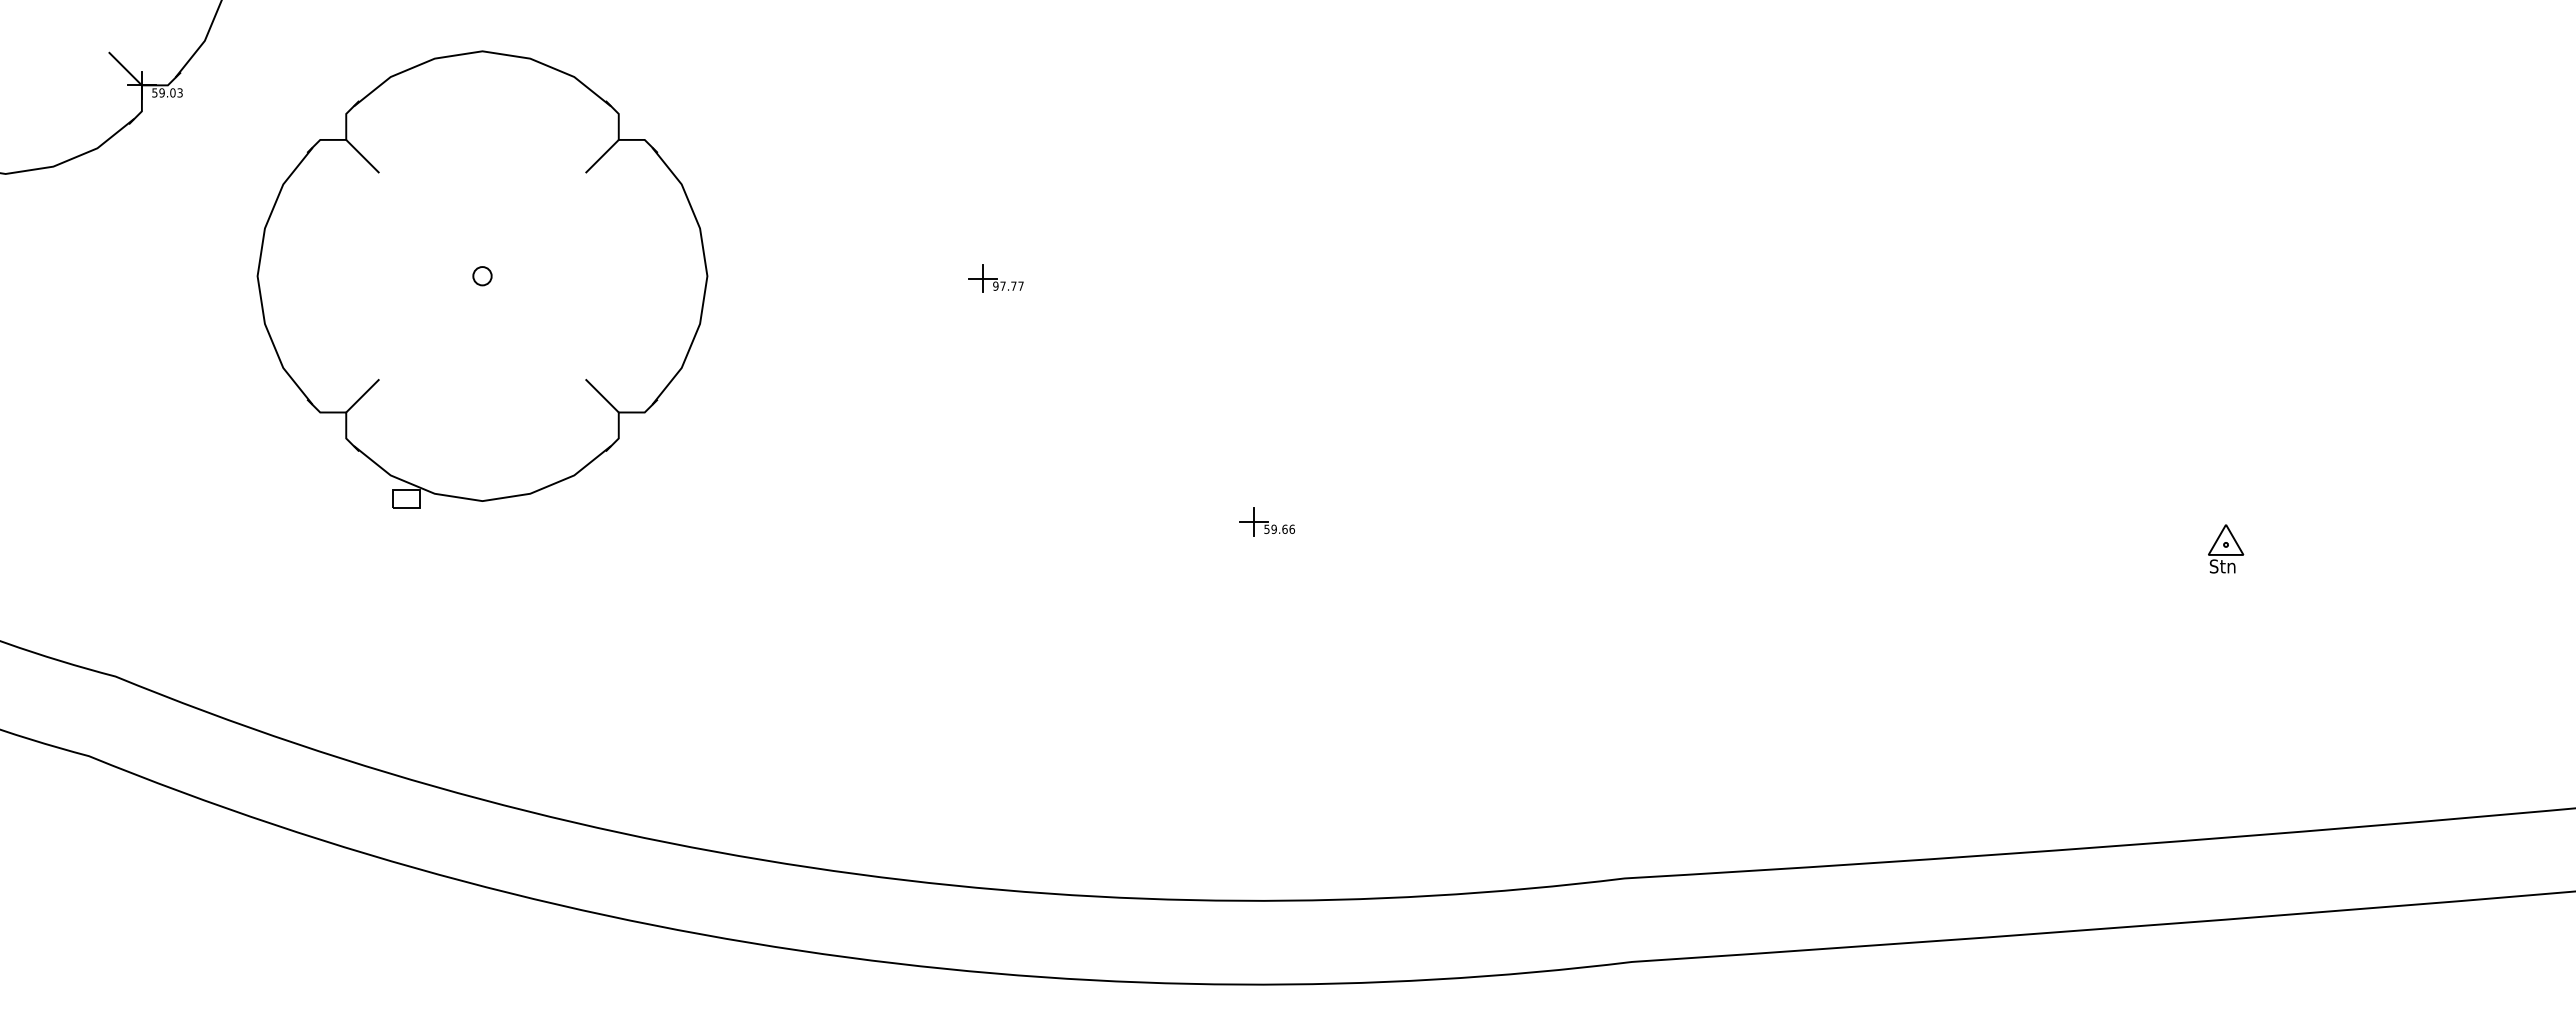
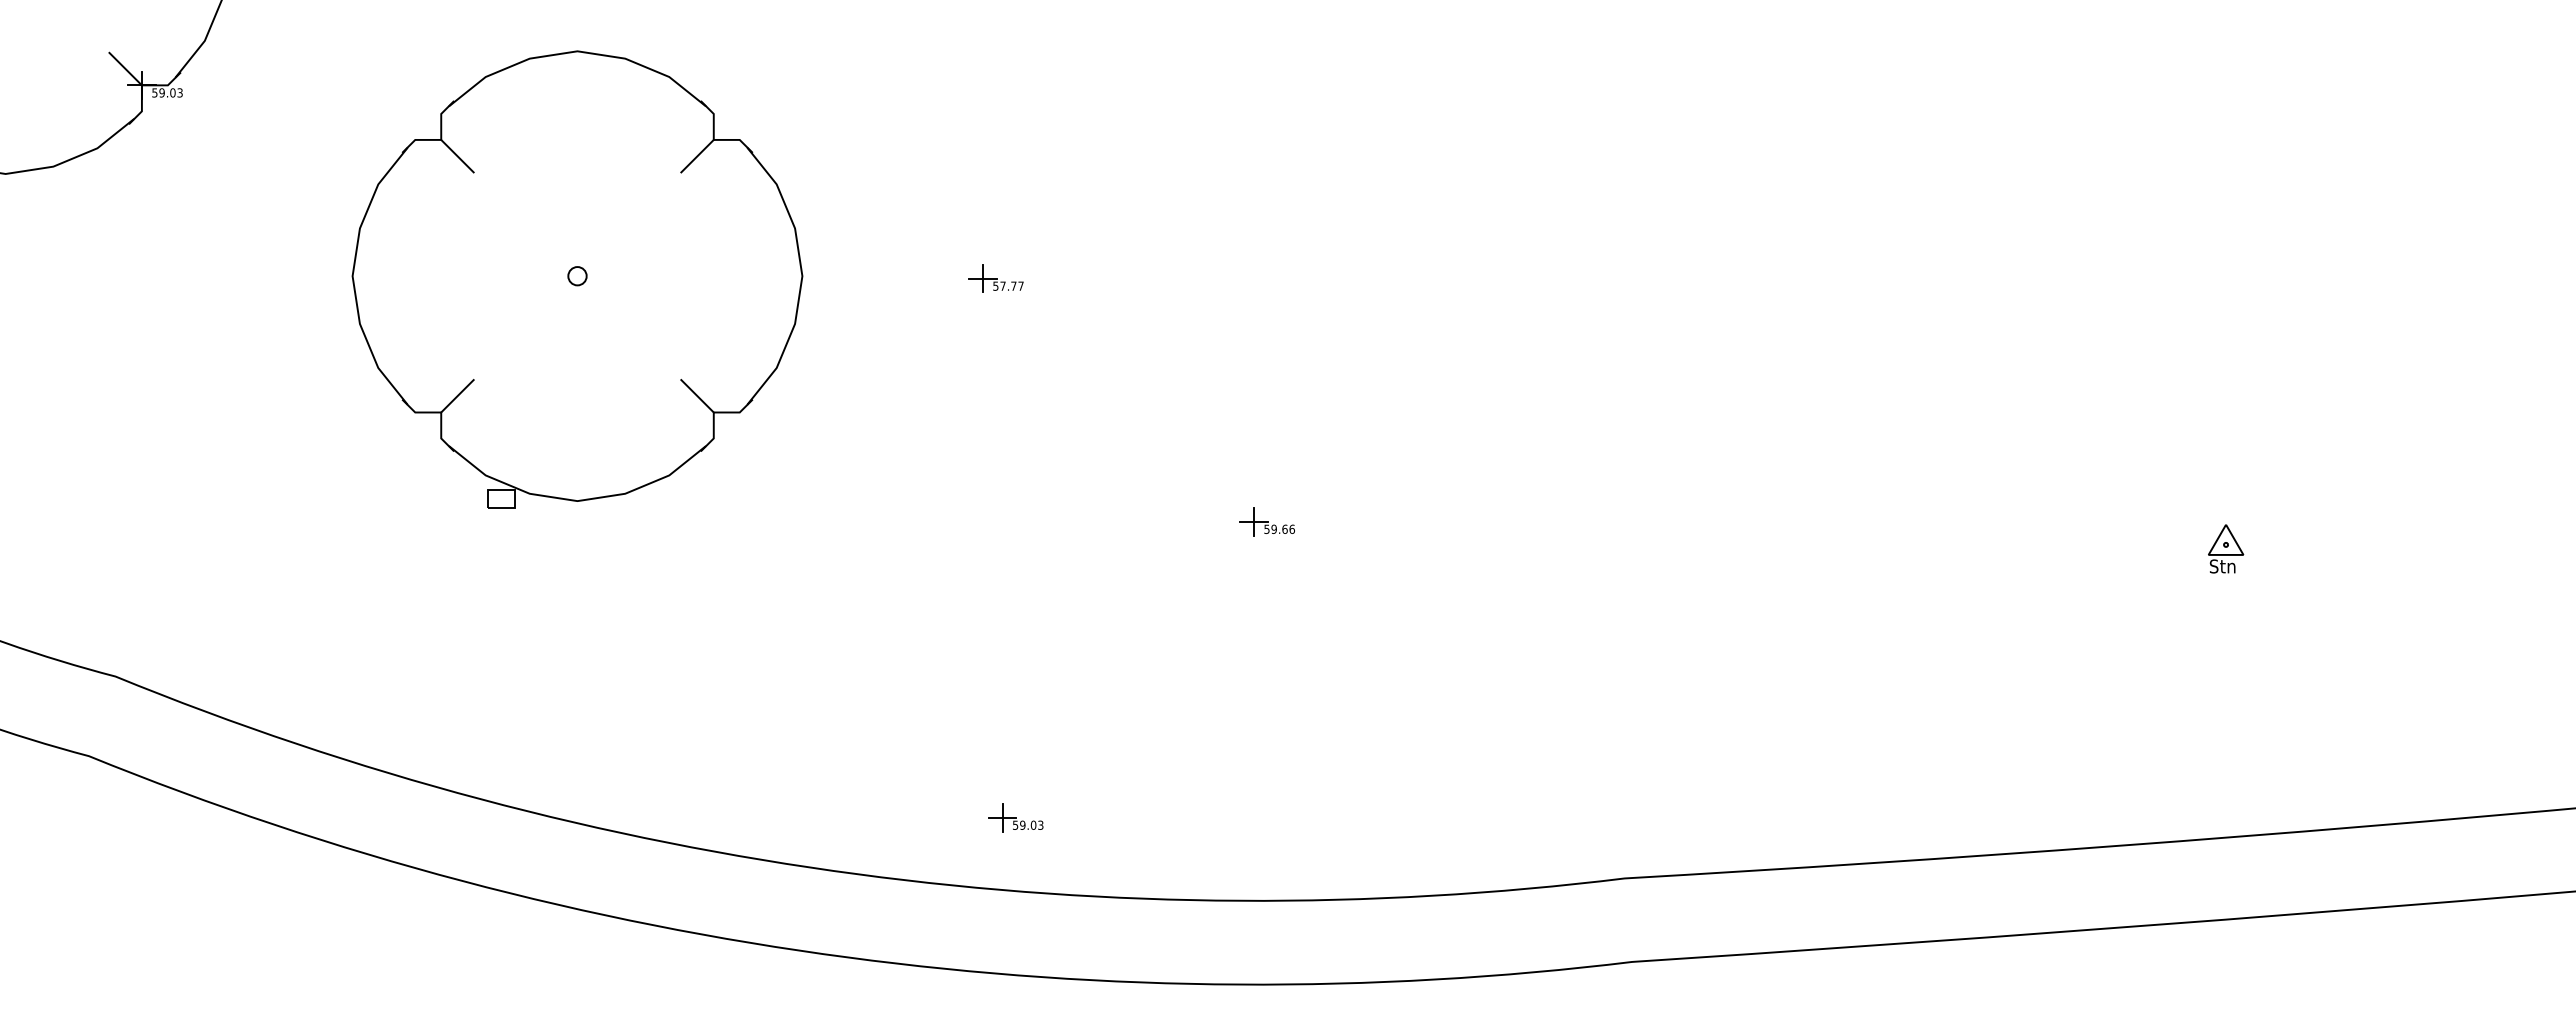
part position: (482, 279) -> (577, 279) (577, 279)
text: 97.77 -> 57.77 (995, 285)
part: none -> present (1015, 817)
